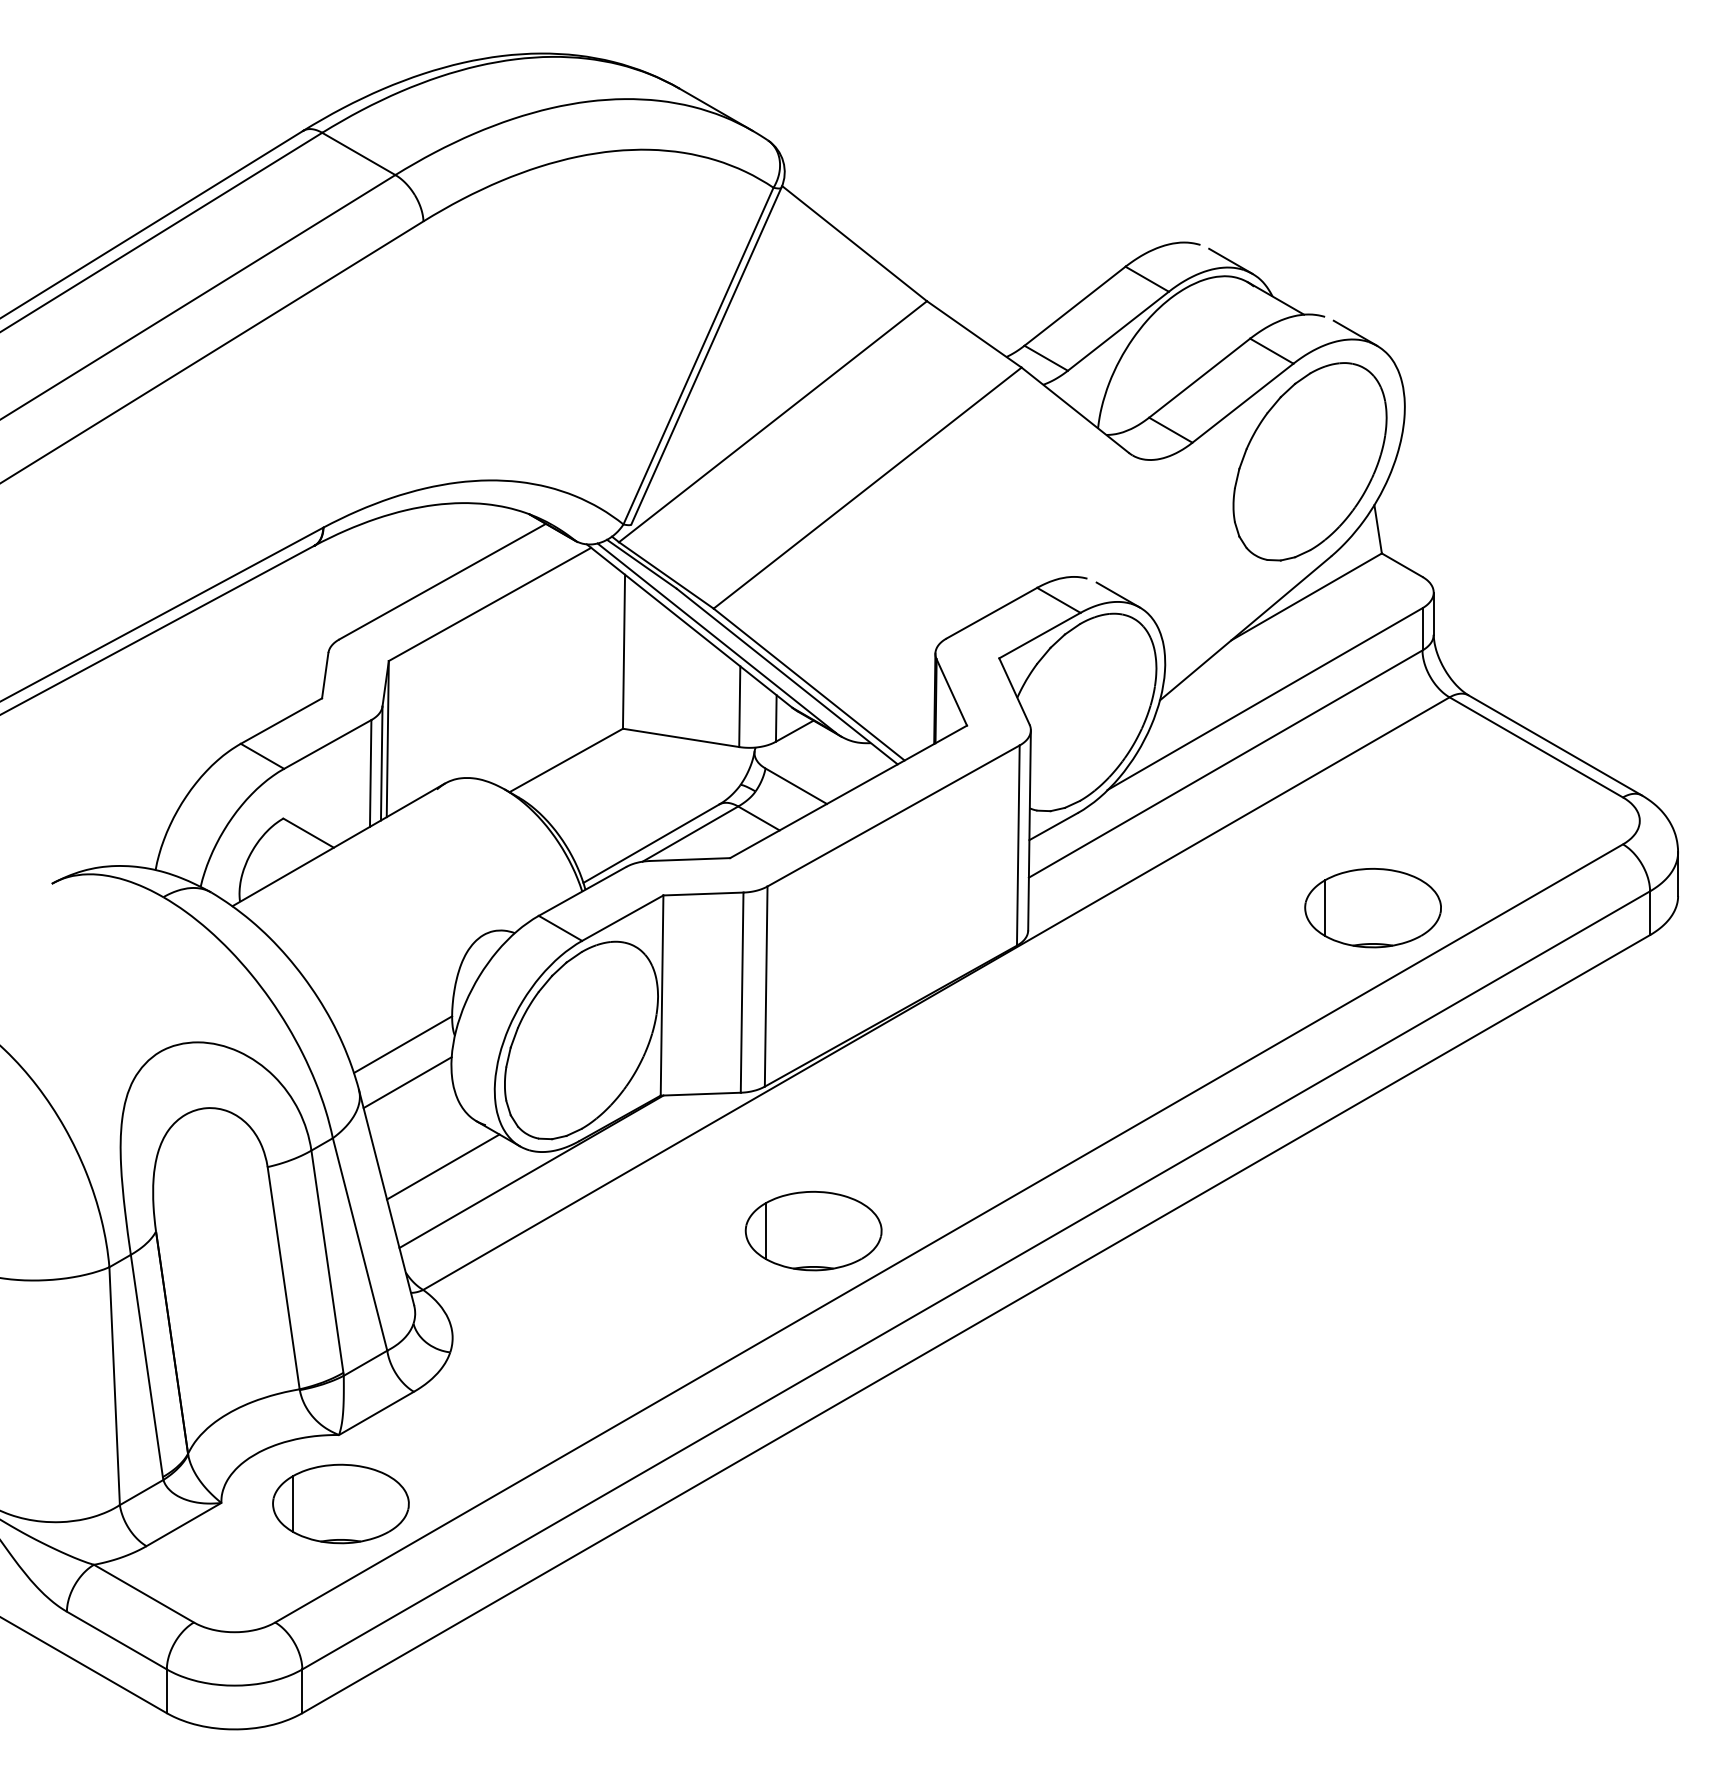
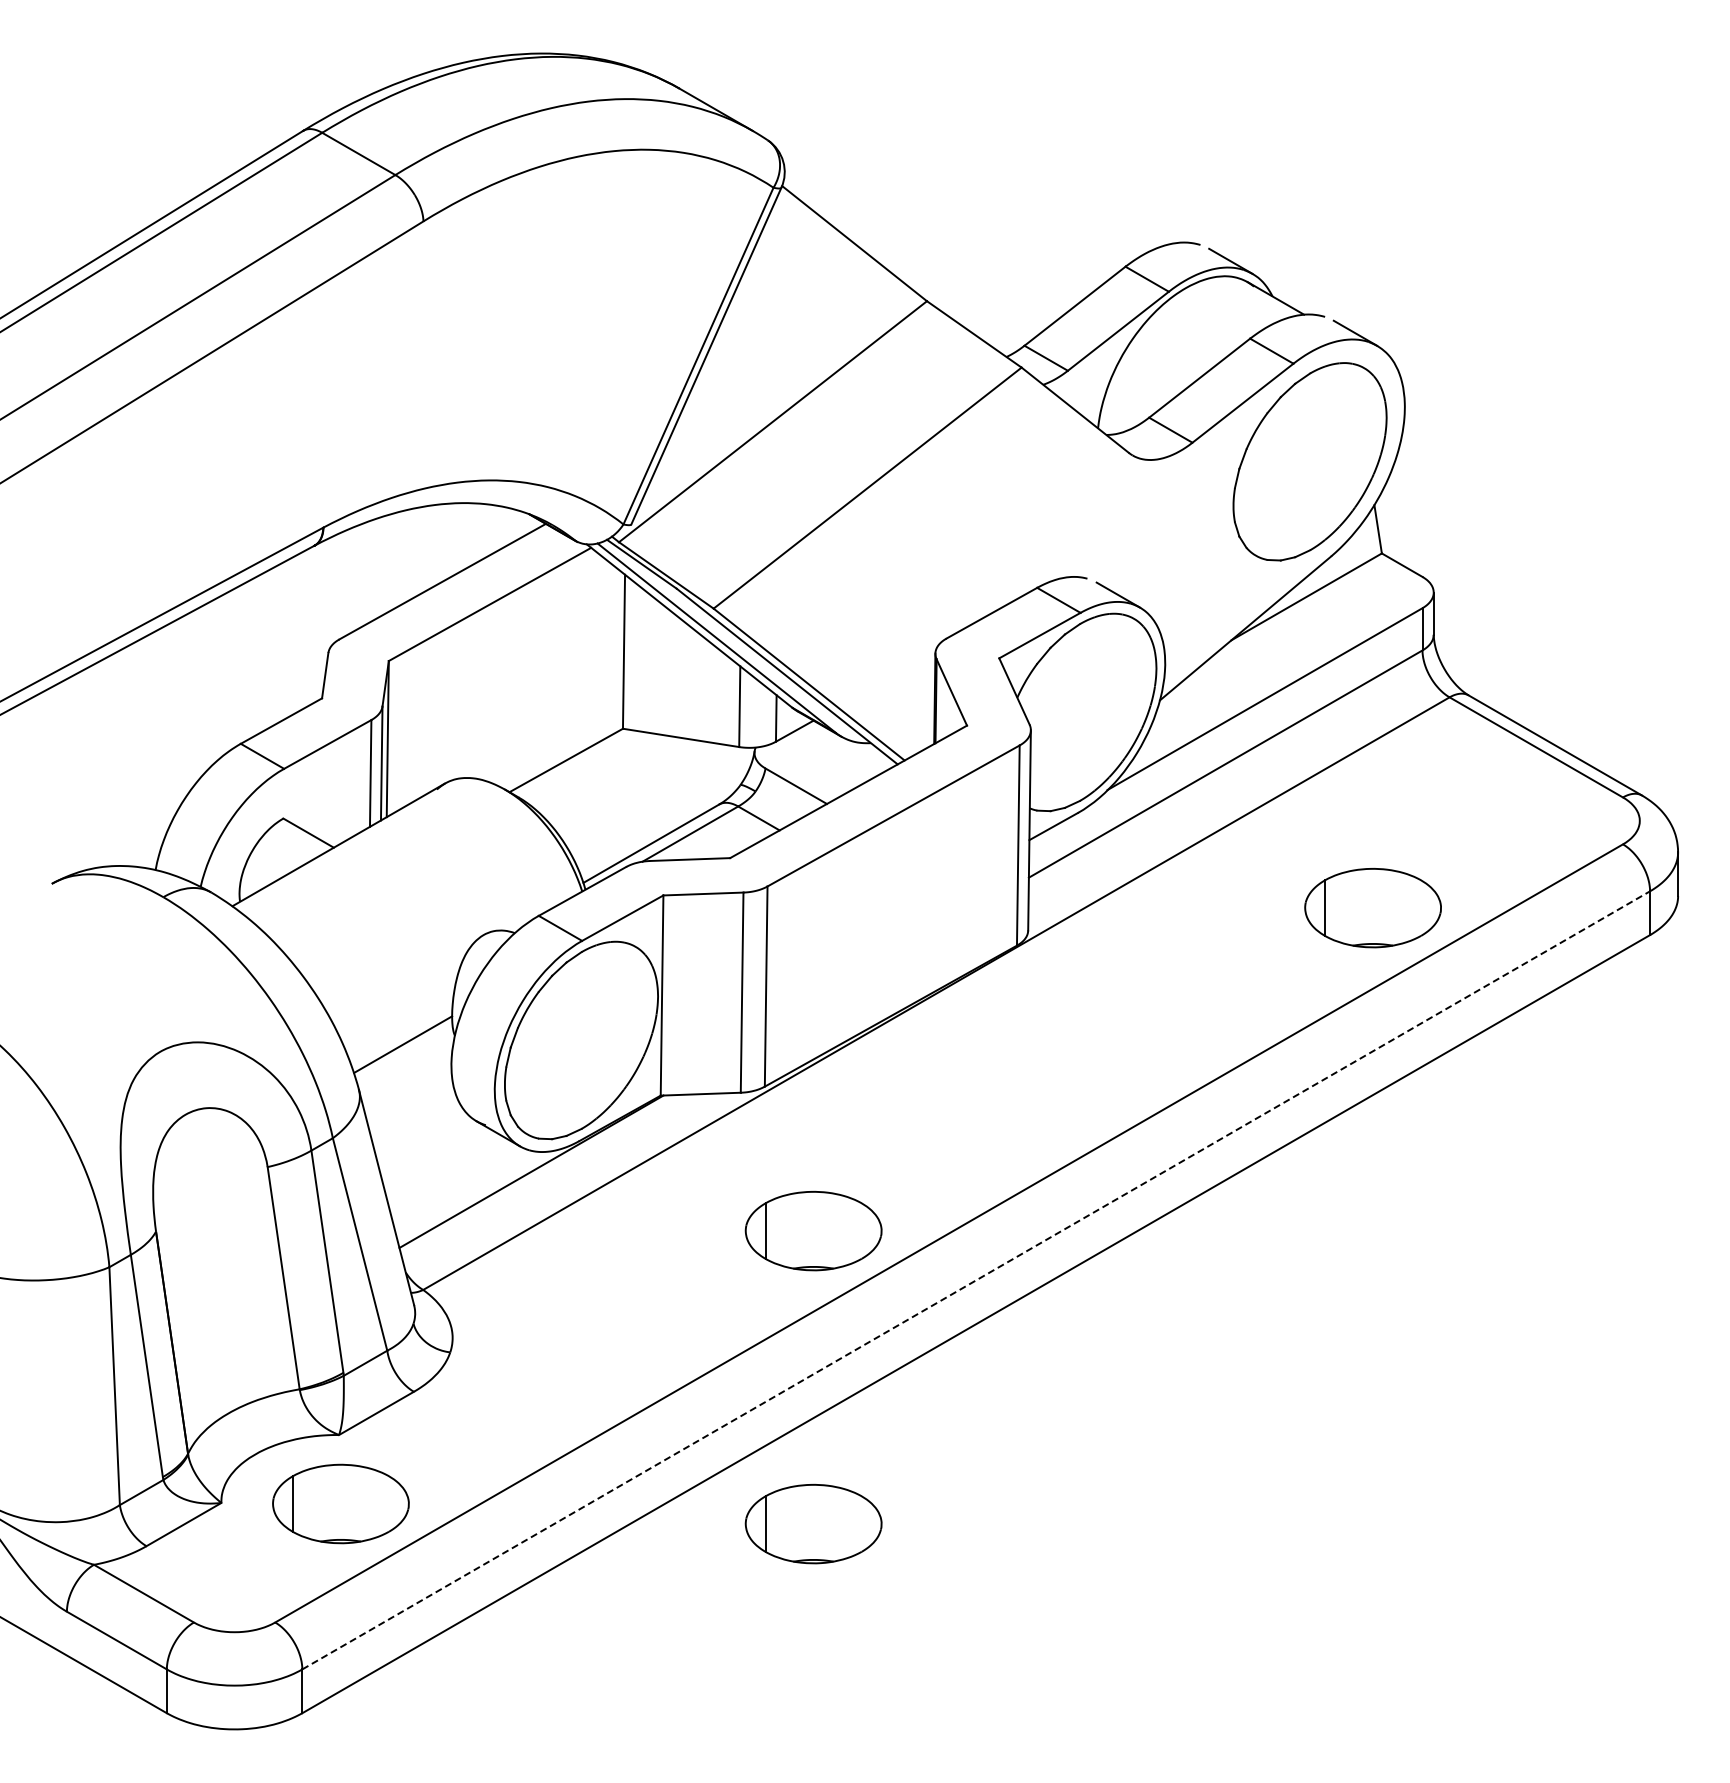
line: present -> none (407, 1082)
line: present -> none (443, 1166)
line: solid -> dashed (976, 1280)
part: none -> present (813, 1523)
